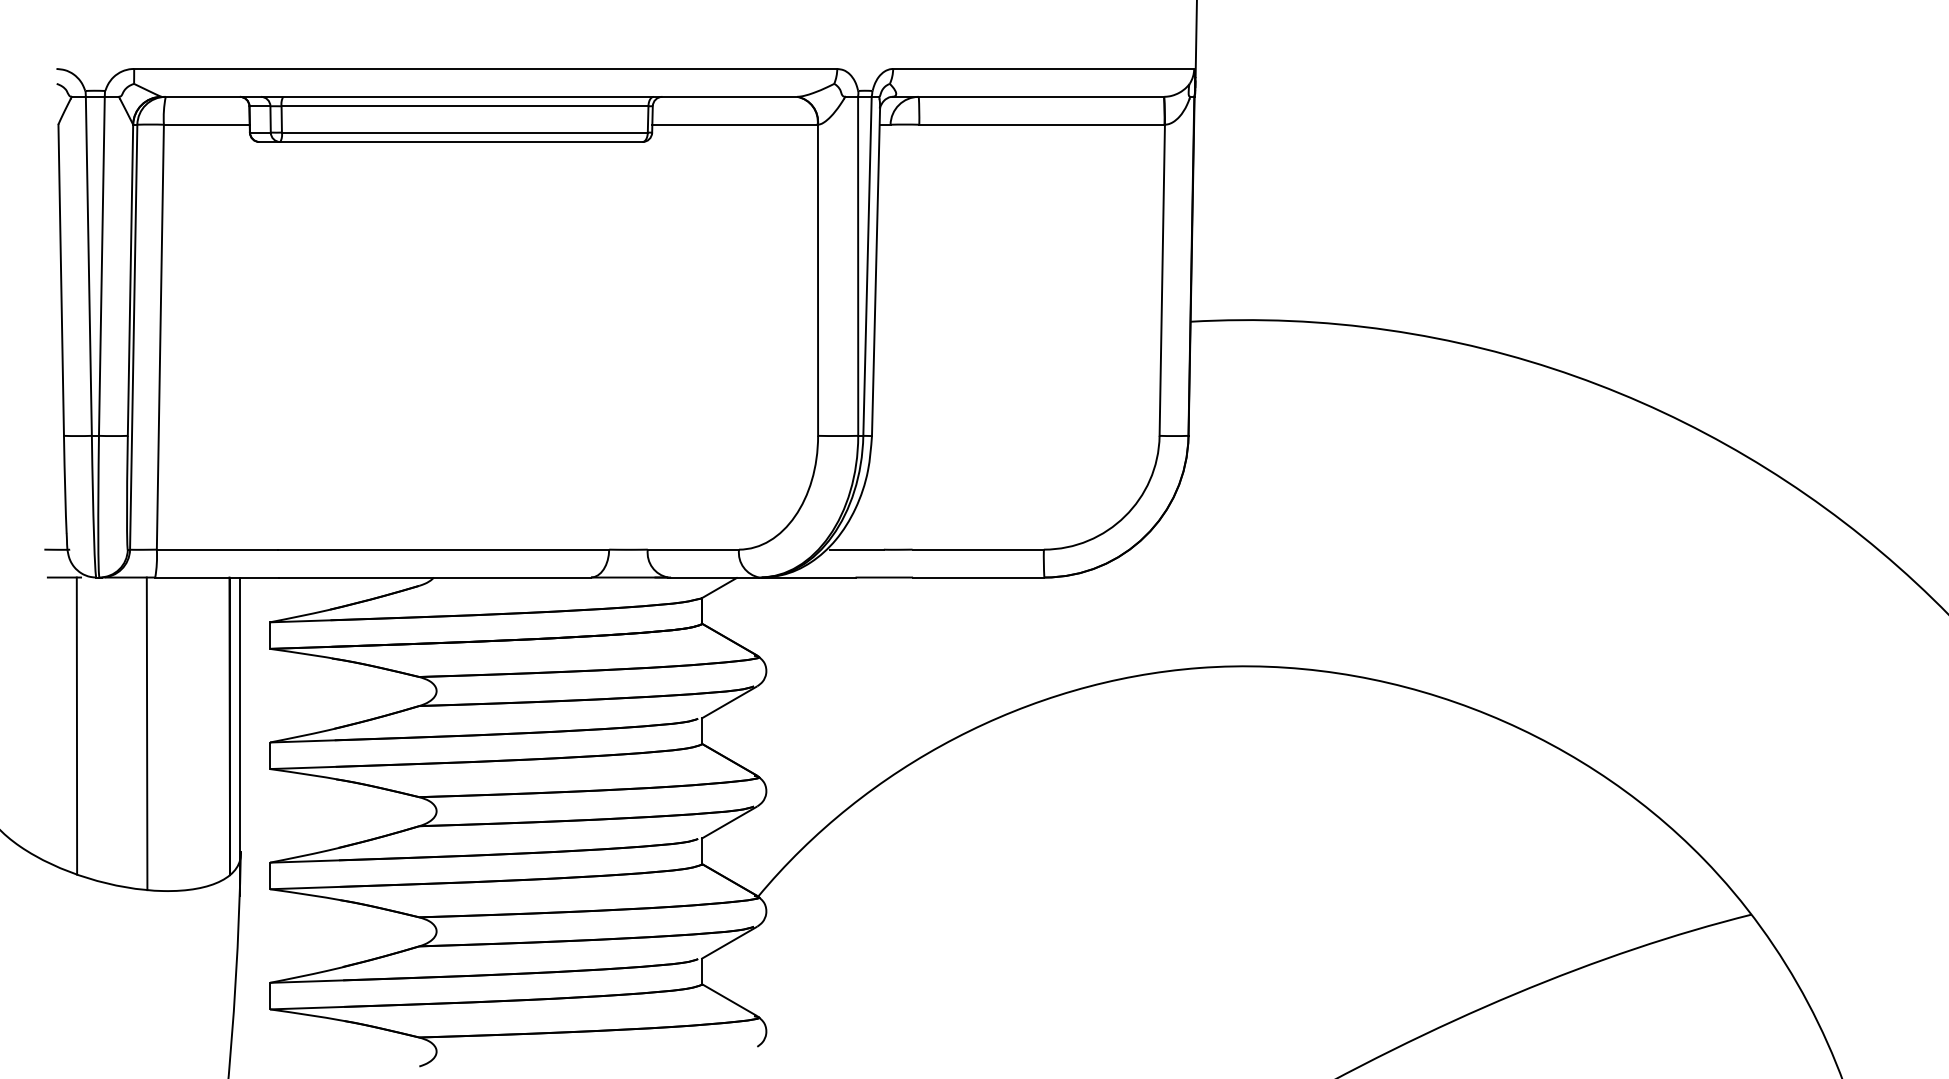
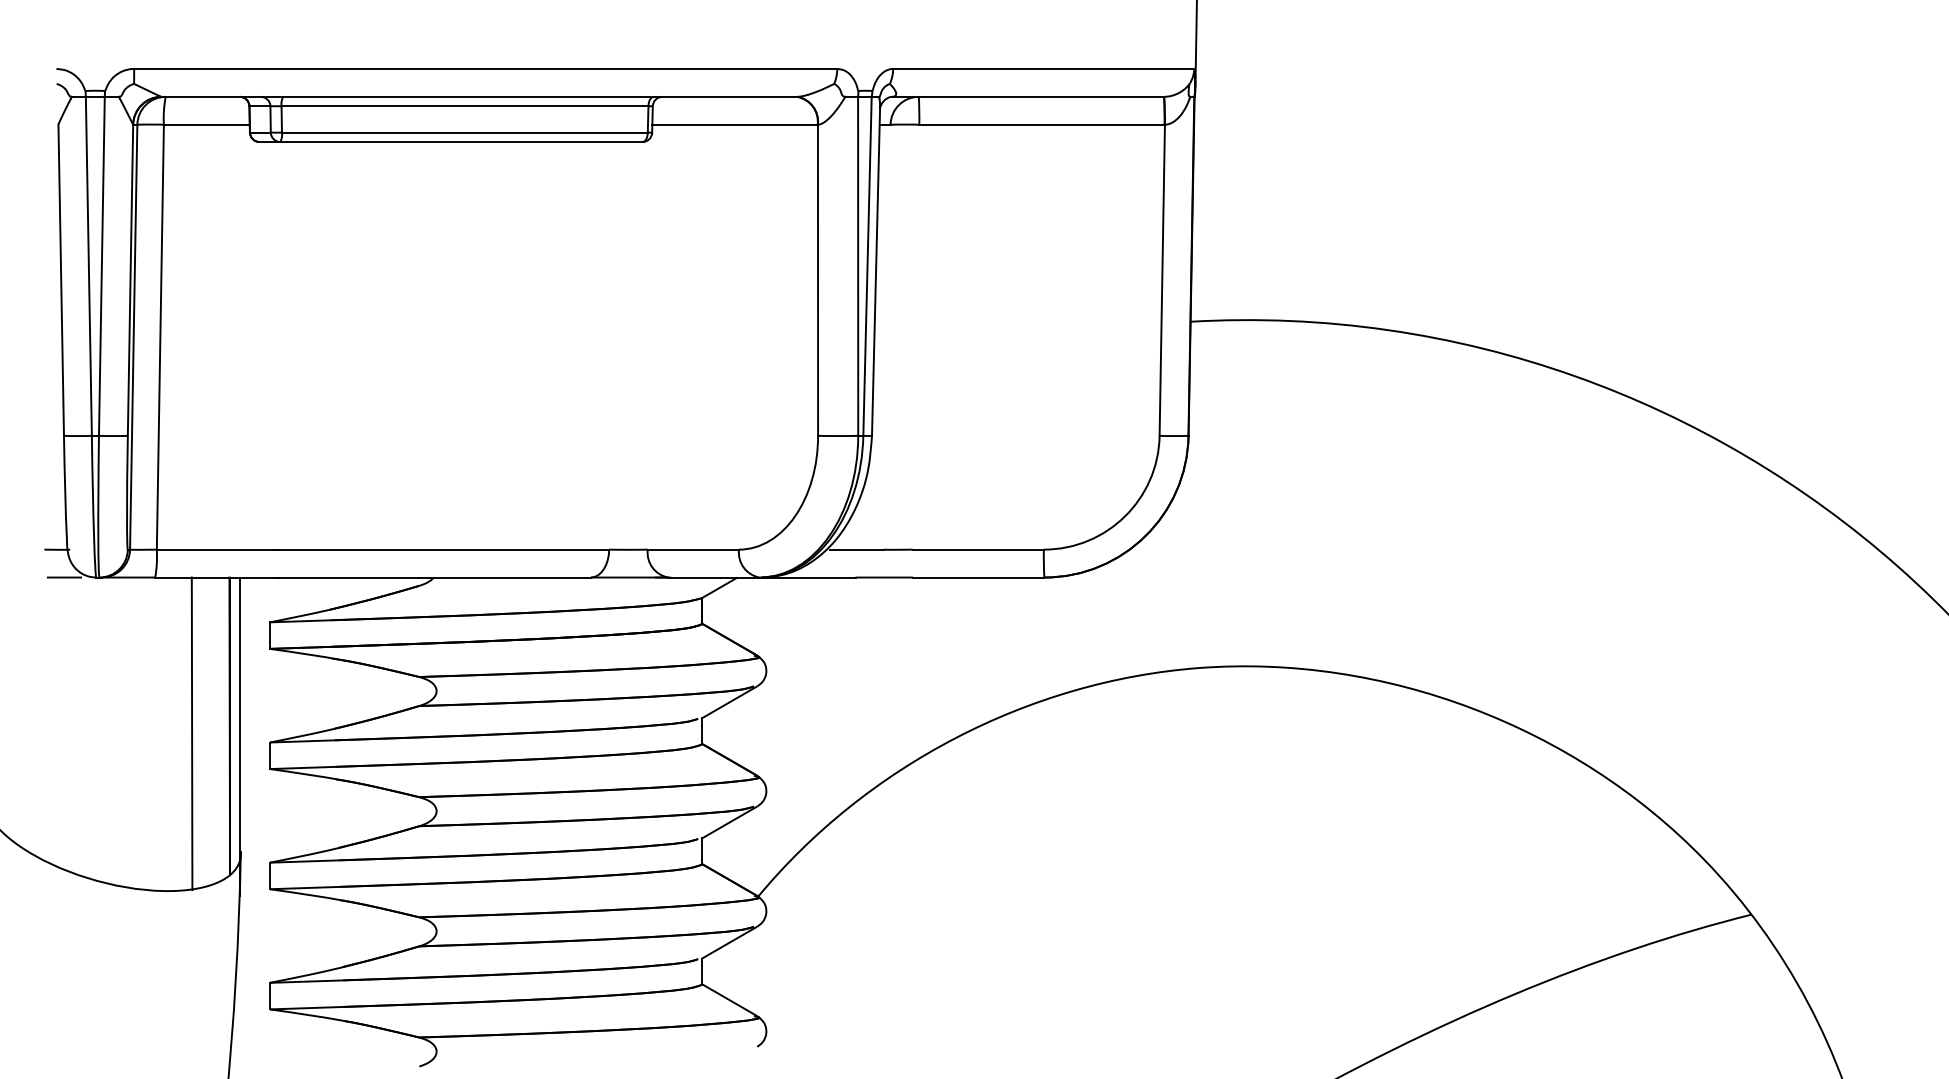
line: present -> none (76, 725)
line position: (146, 733) -> (191, 733) (191, 733)
